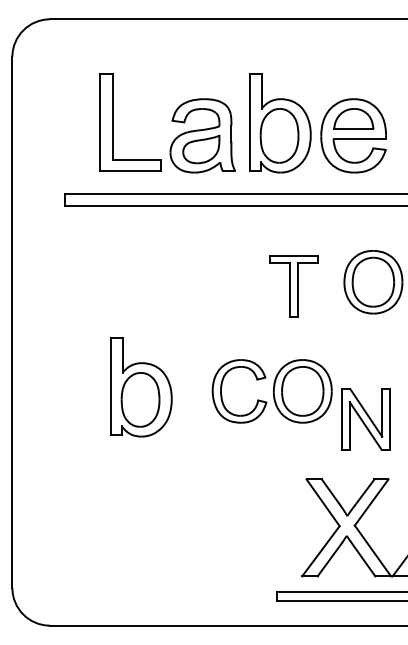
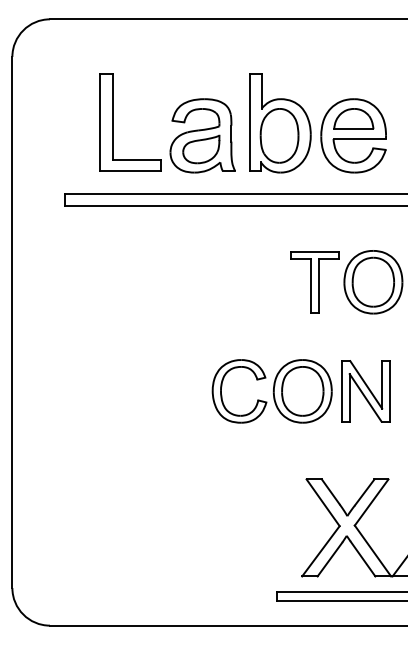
part position: (293, 286) -> (314, 282) (314, 282)
part: present -> none (141, 387)
part position: (365, 419) -> (365, 391) (365, 391)
